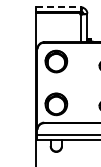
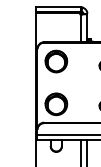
line: dashed -> solid (59, 7)
line: none -> present (81, 151)
line: none -> present (87, 151)
